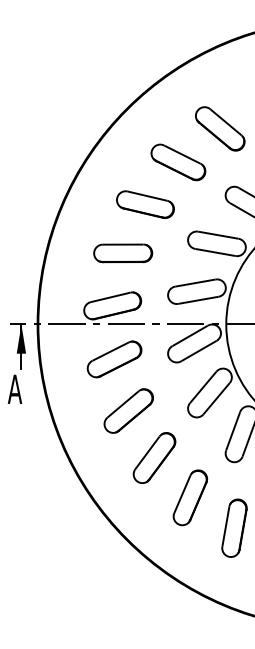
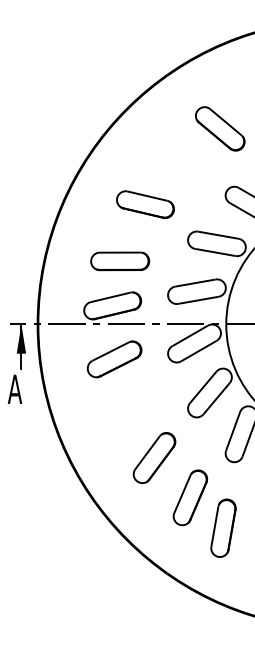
part: present -> none (178, 162)
part position: (123, 253) -> (120, 261) (120, 261)
part: present -> none (128, 410)
part position: (234, 527) -> (223, 527) (223, 527)
